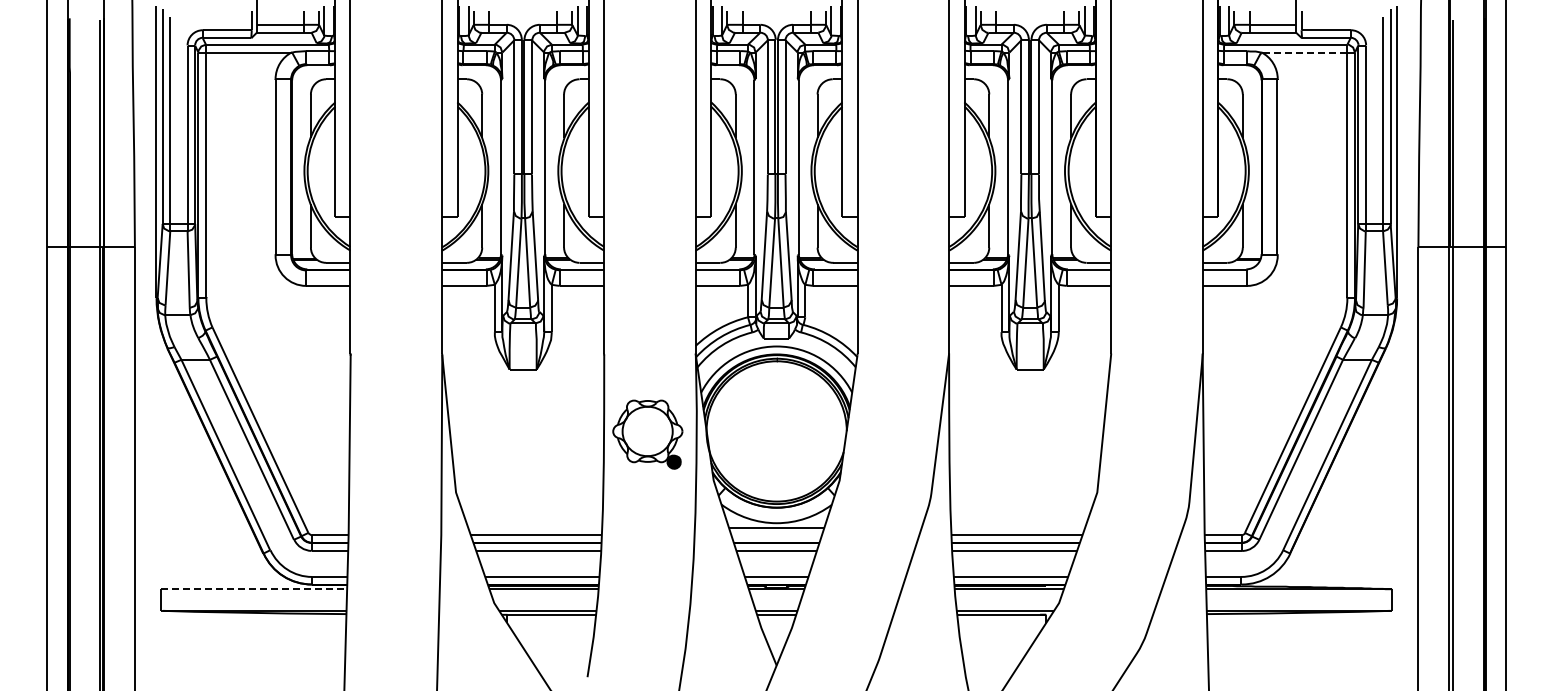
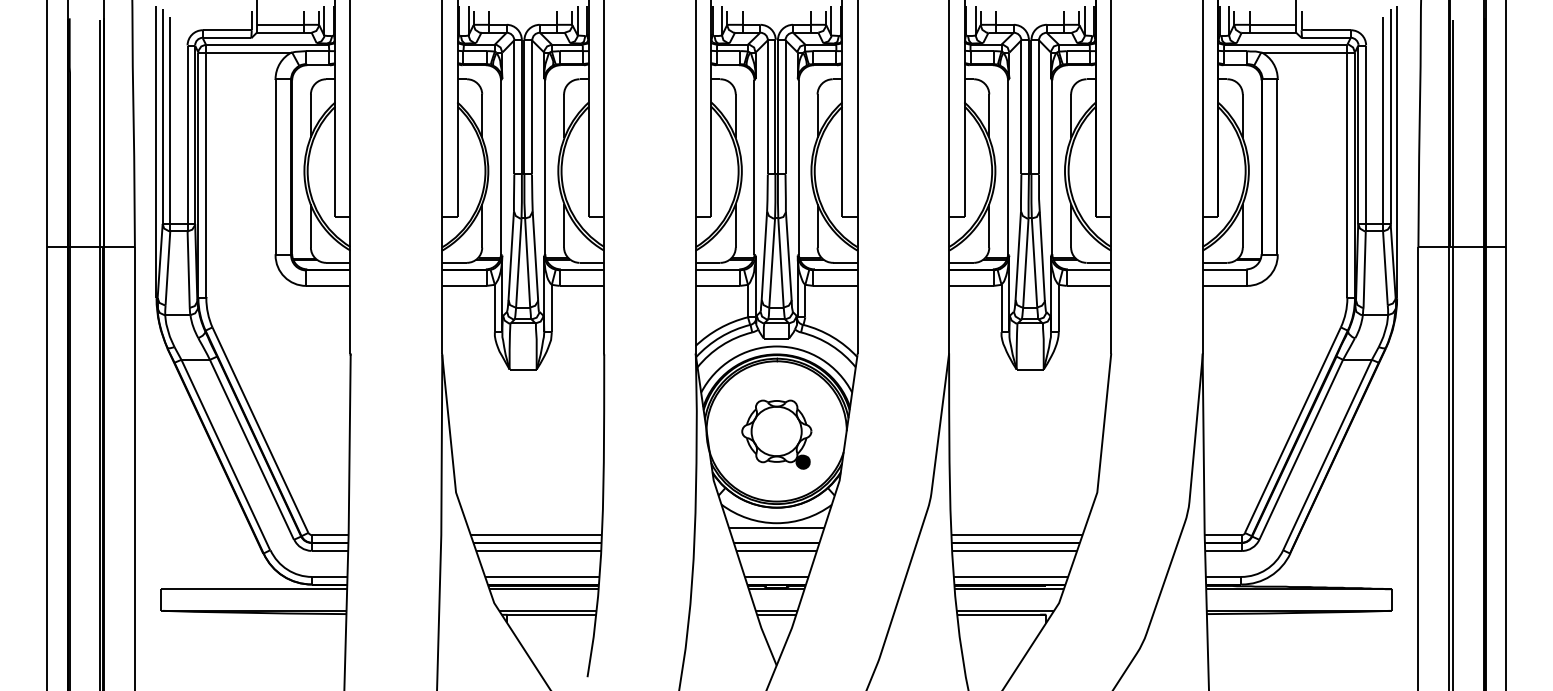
line: dashed -> solid (1303, 52)
part position: (647, 434) -> (776, 434) (776, 434)
line: dashed -> solid (254, 589)
